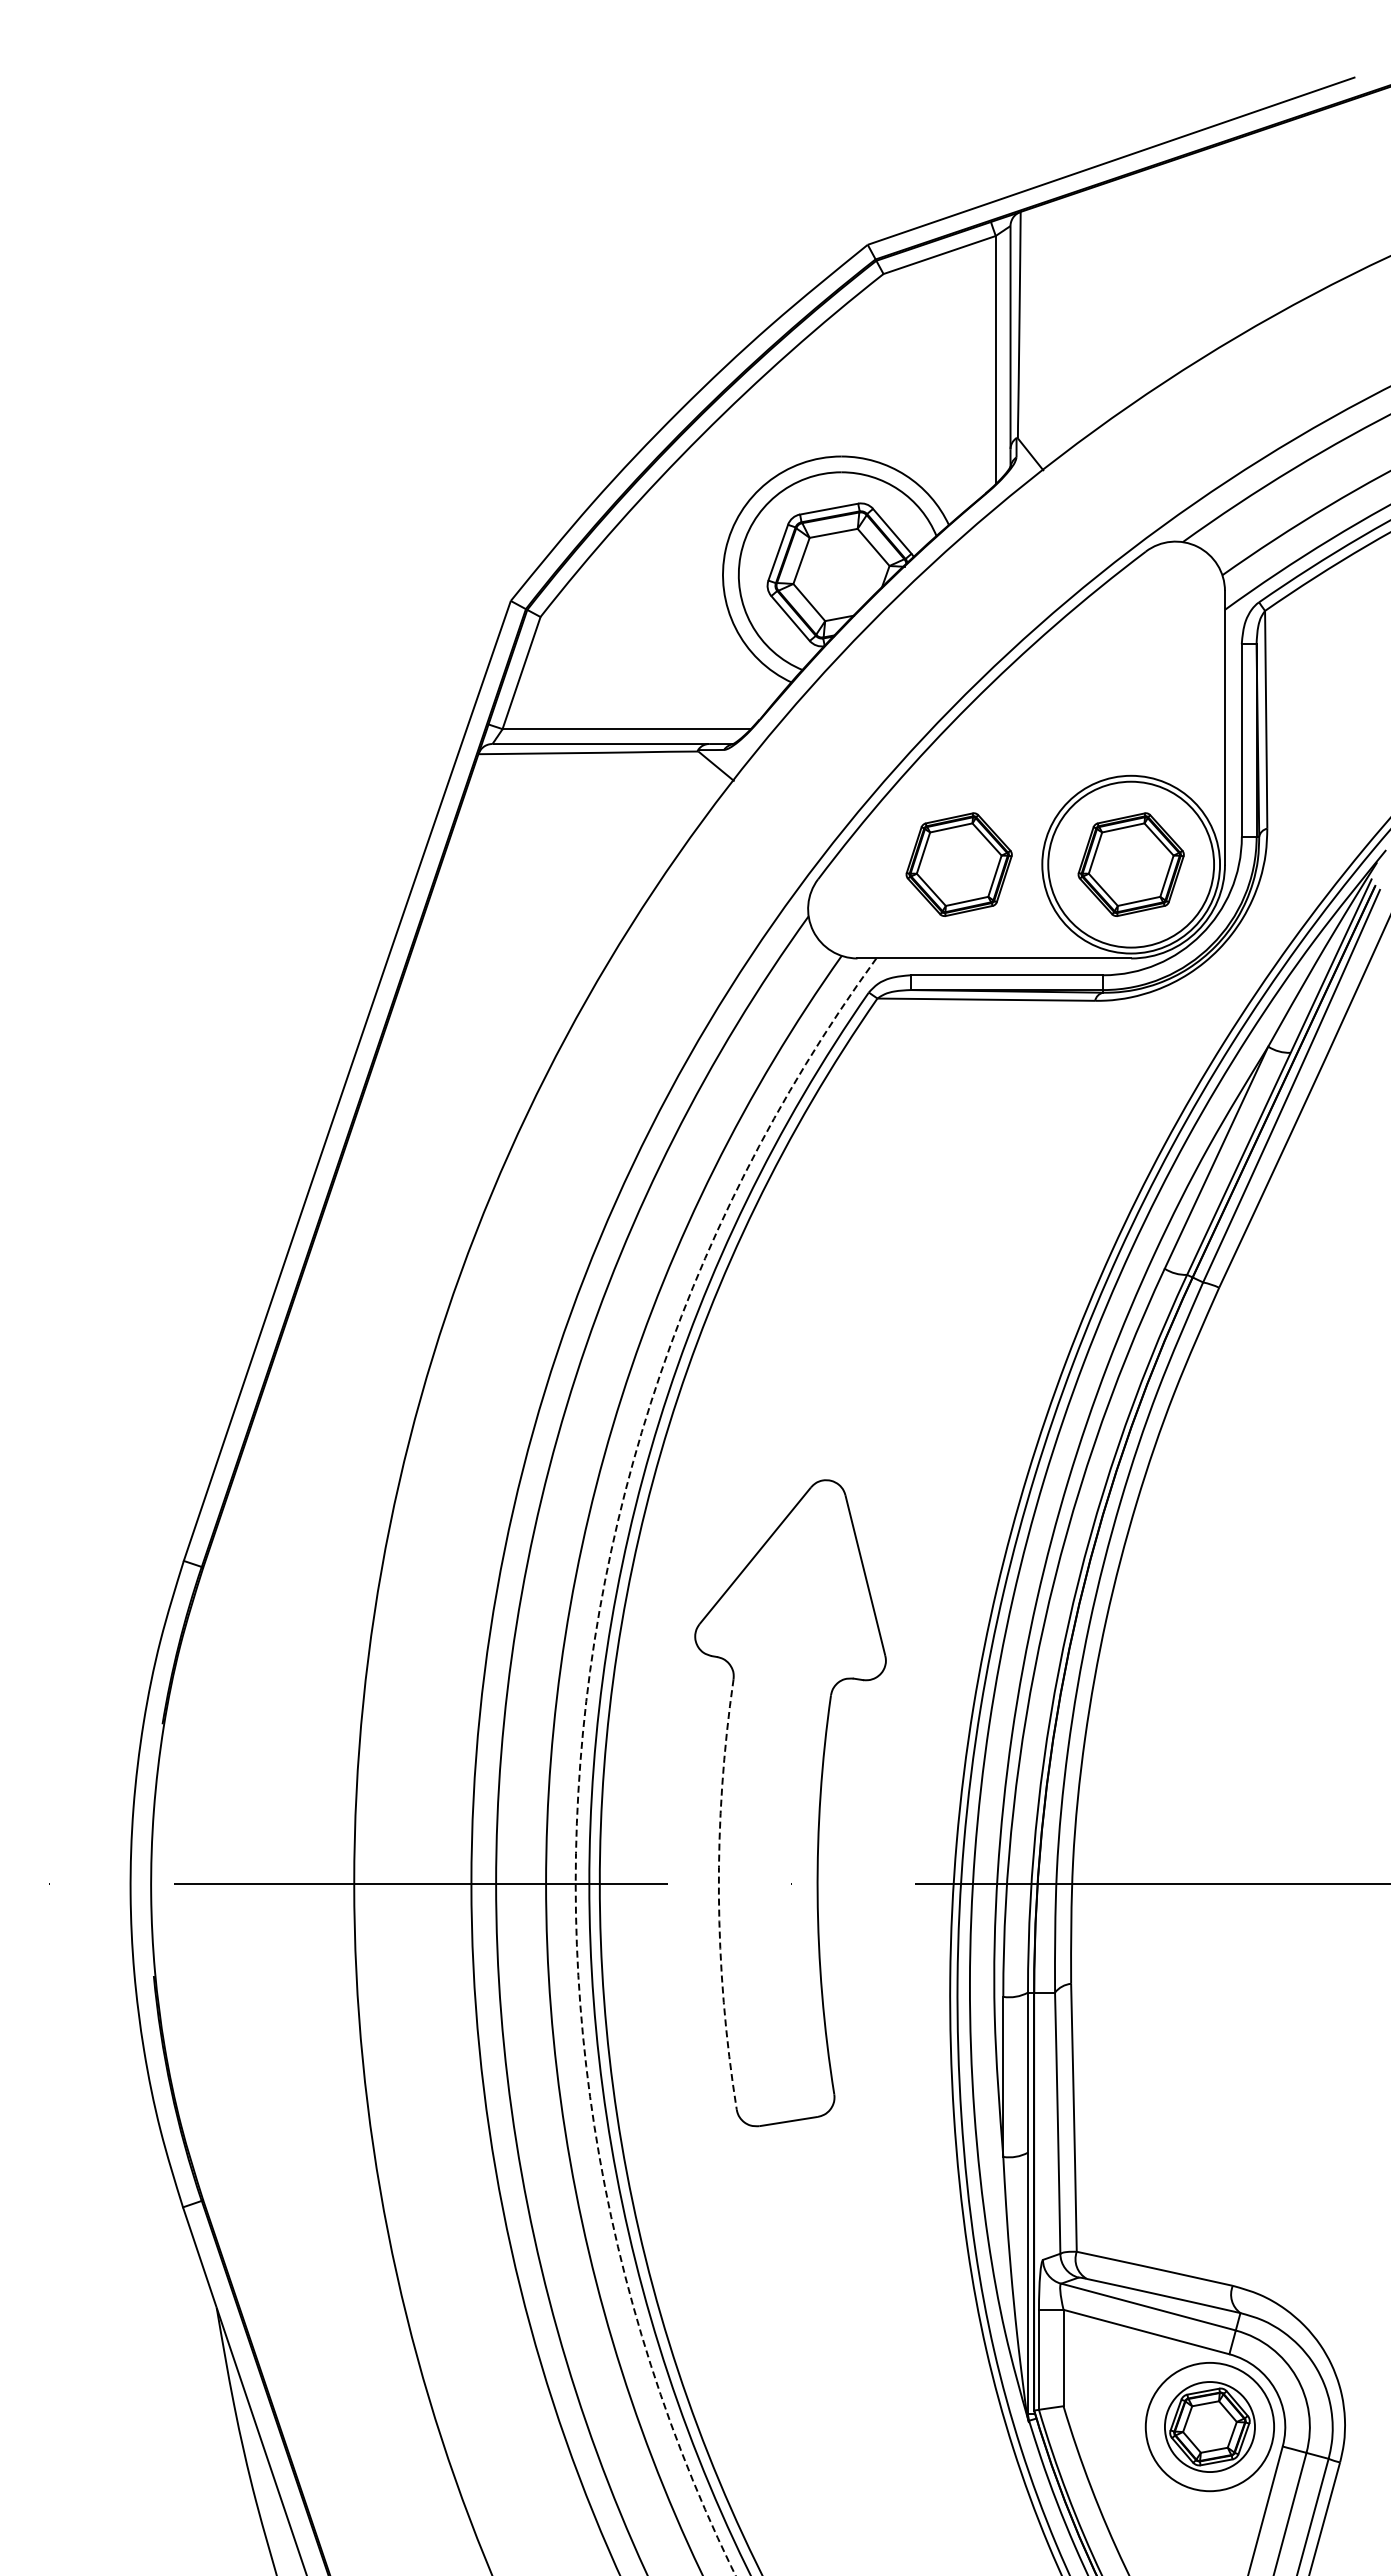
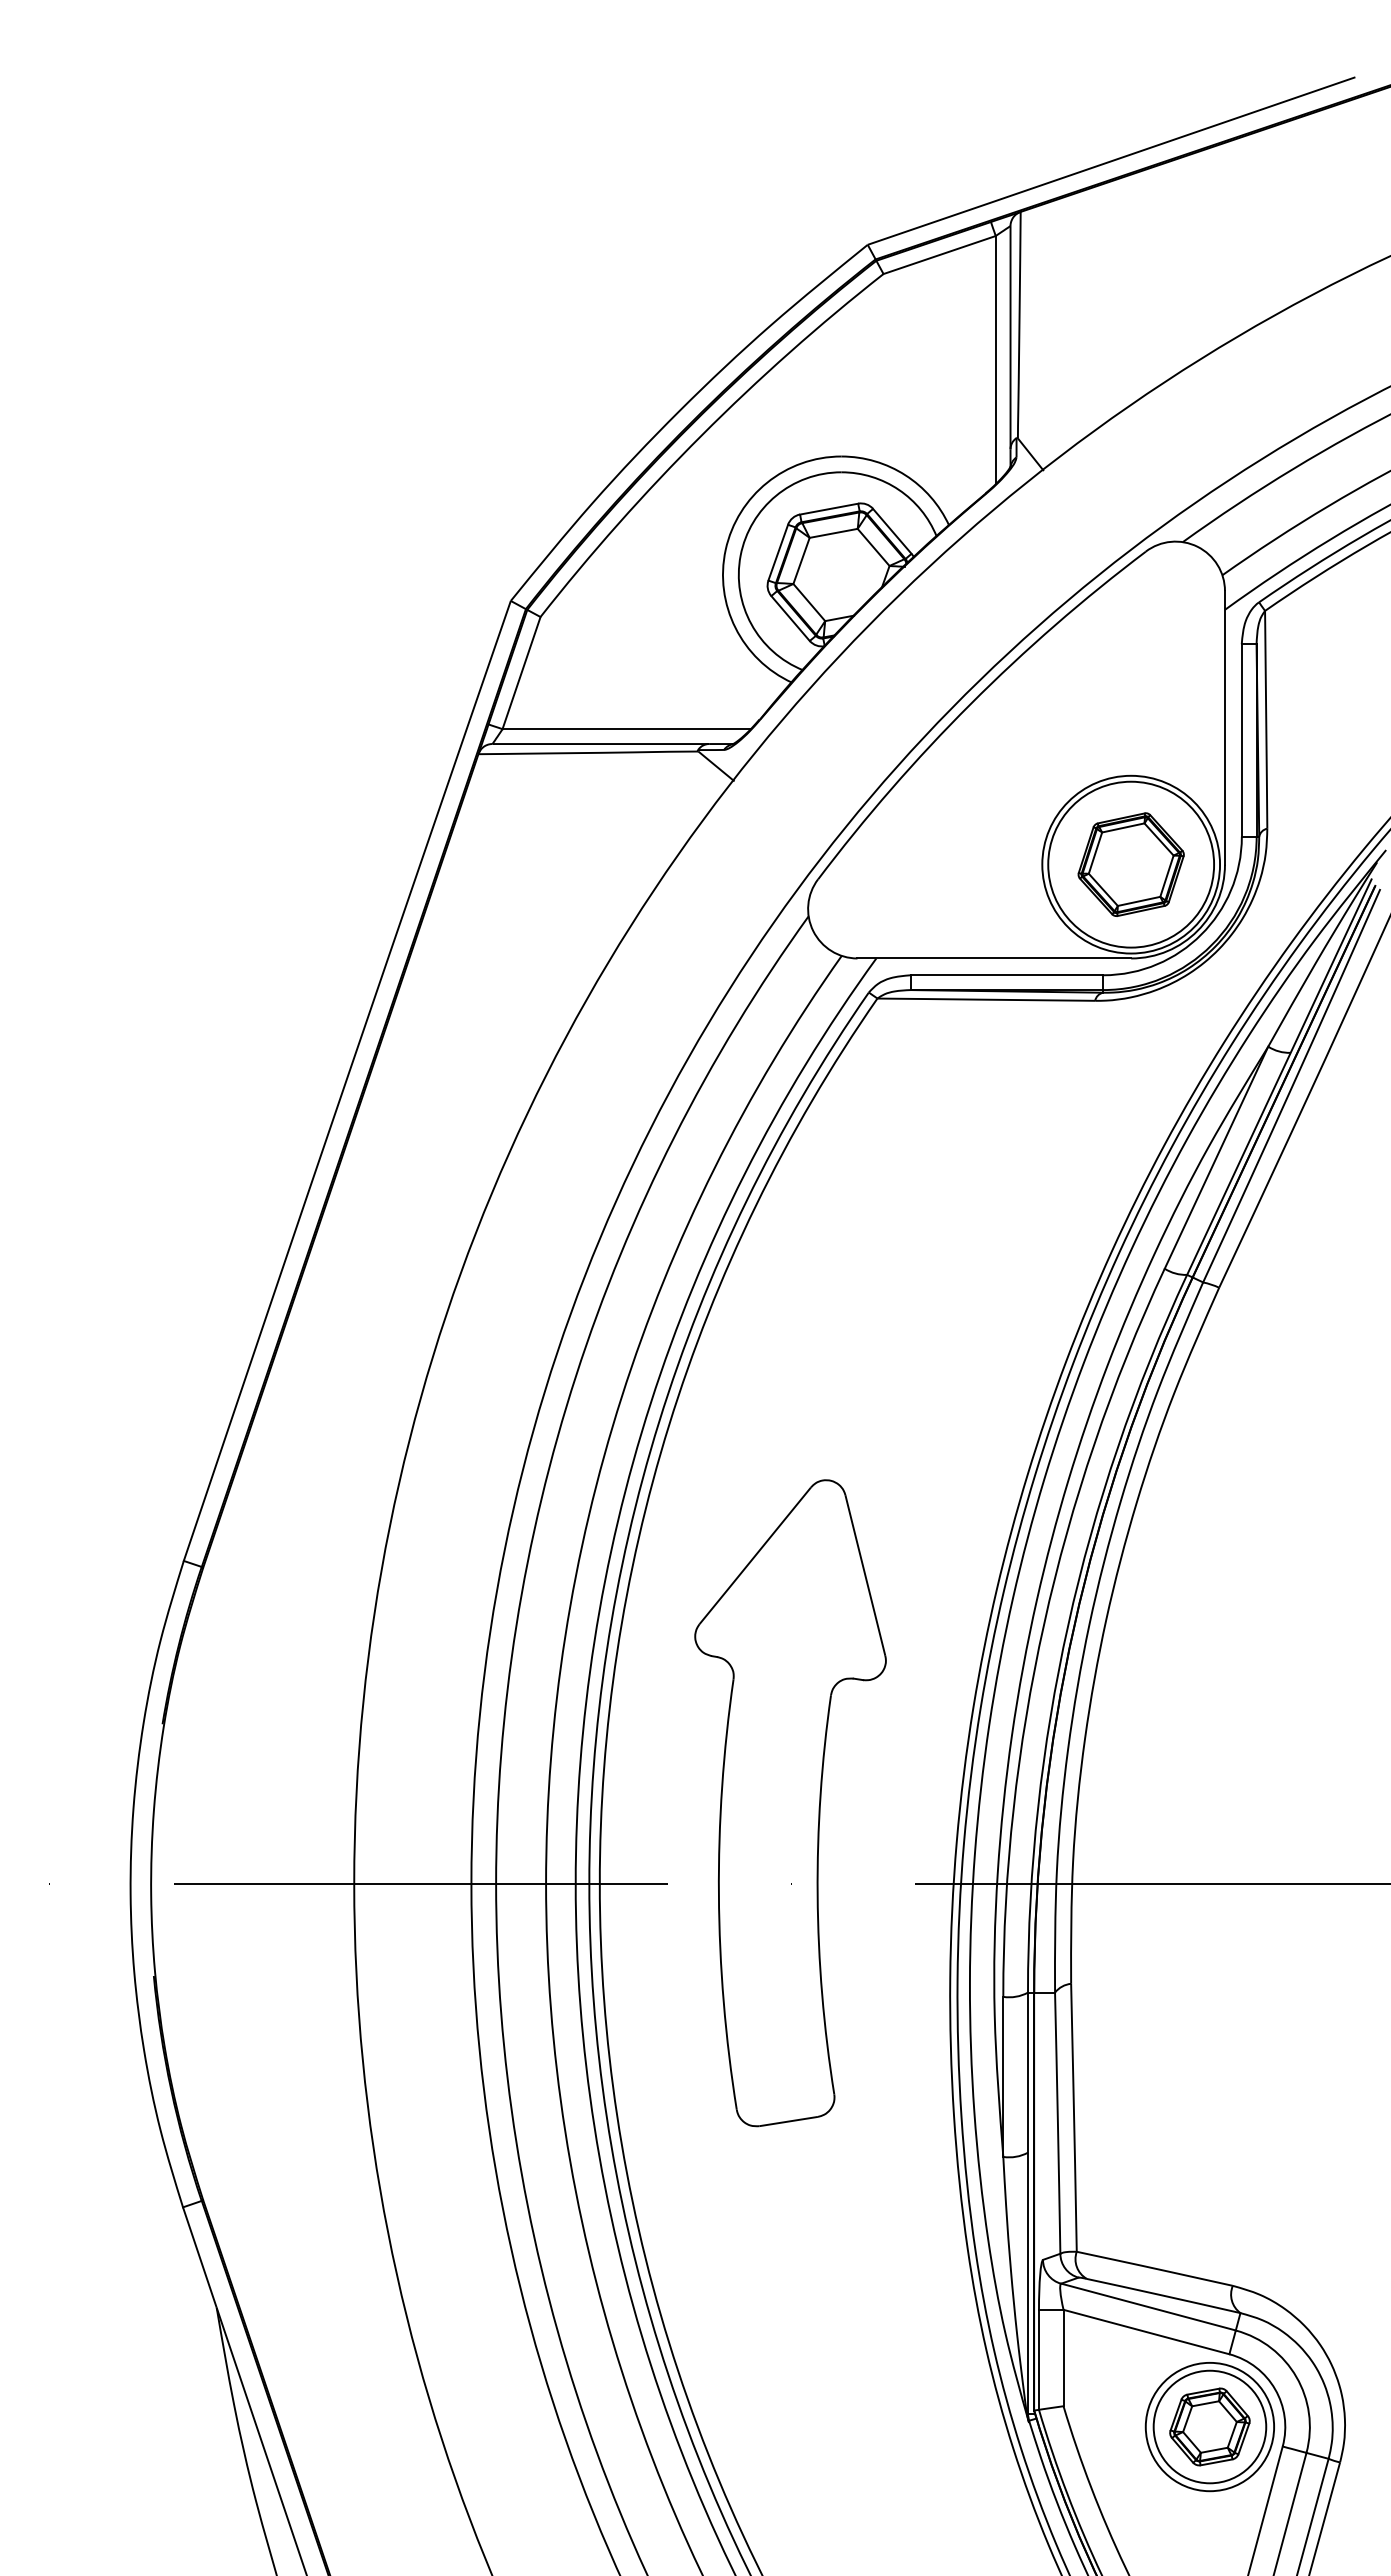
part: present -> none (958, 864)
arc: dashed -> solid (581, 1748)
arc: dashed -> solid (718, 1894)
circle diameter: 90 px -> 113 px (1209, 2426)
